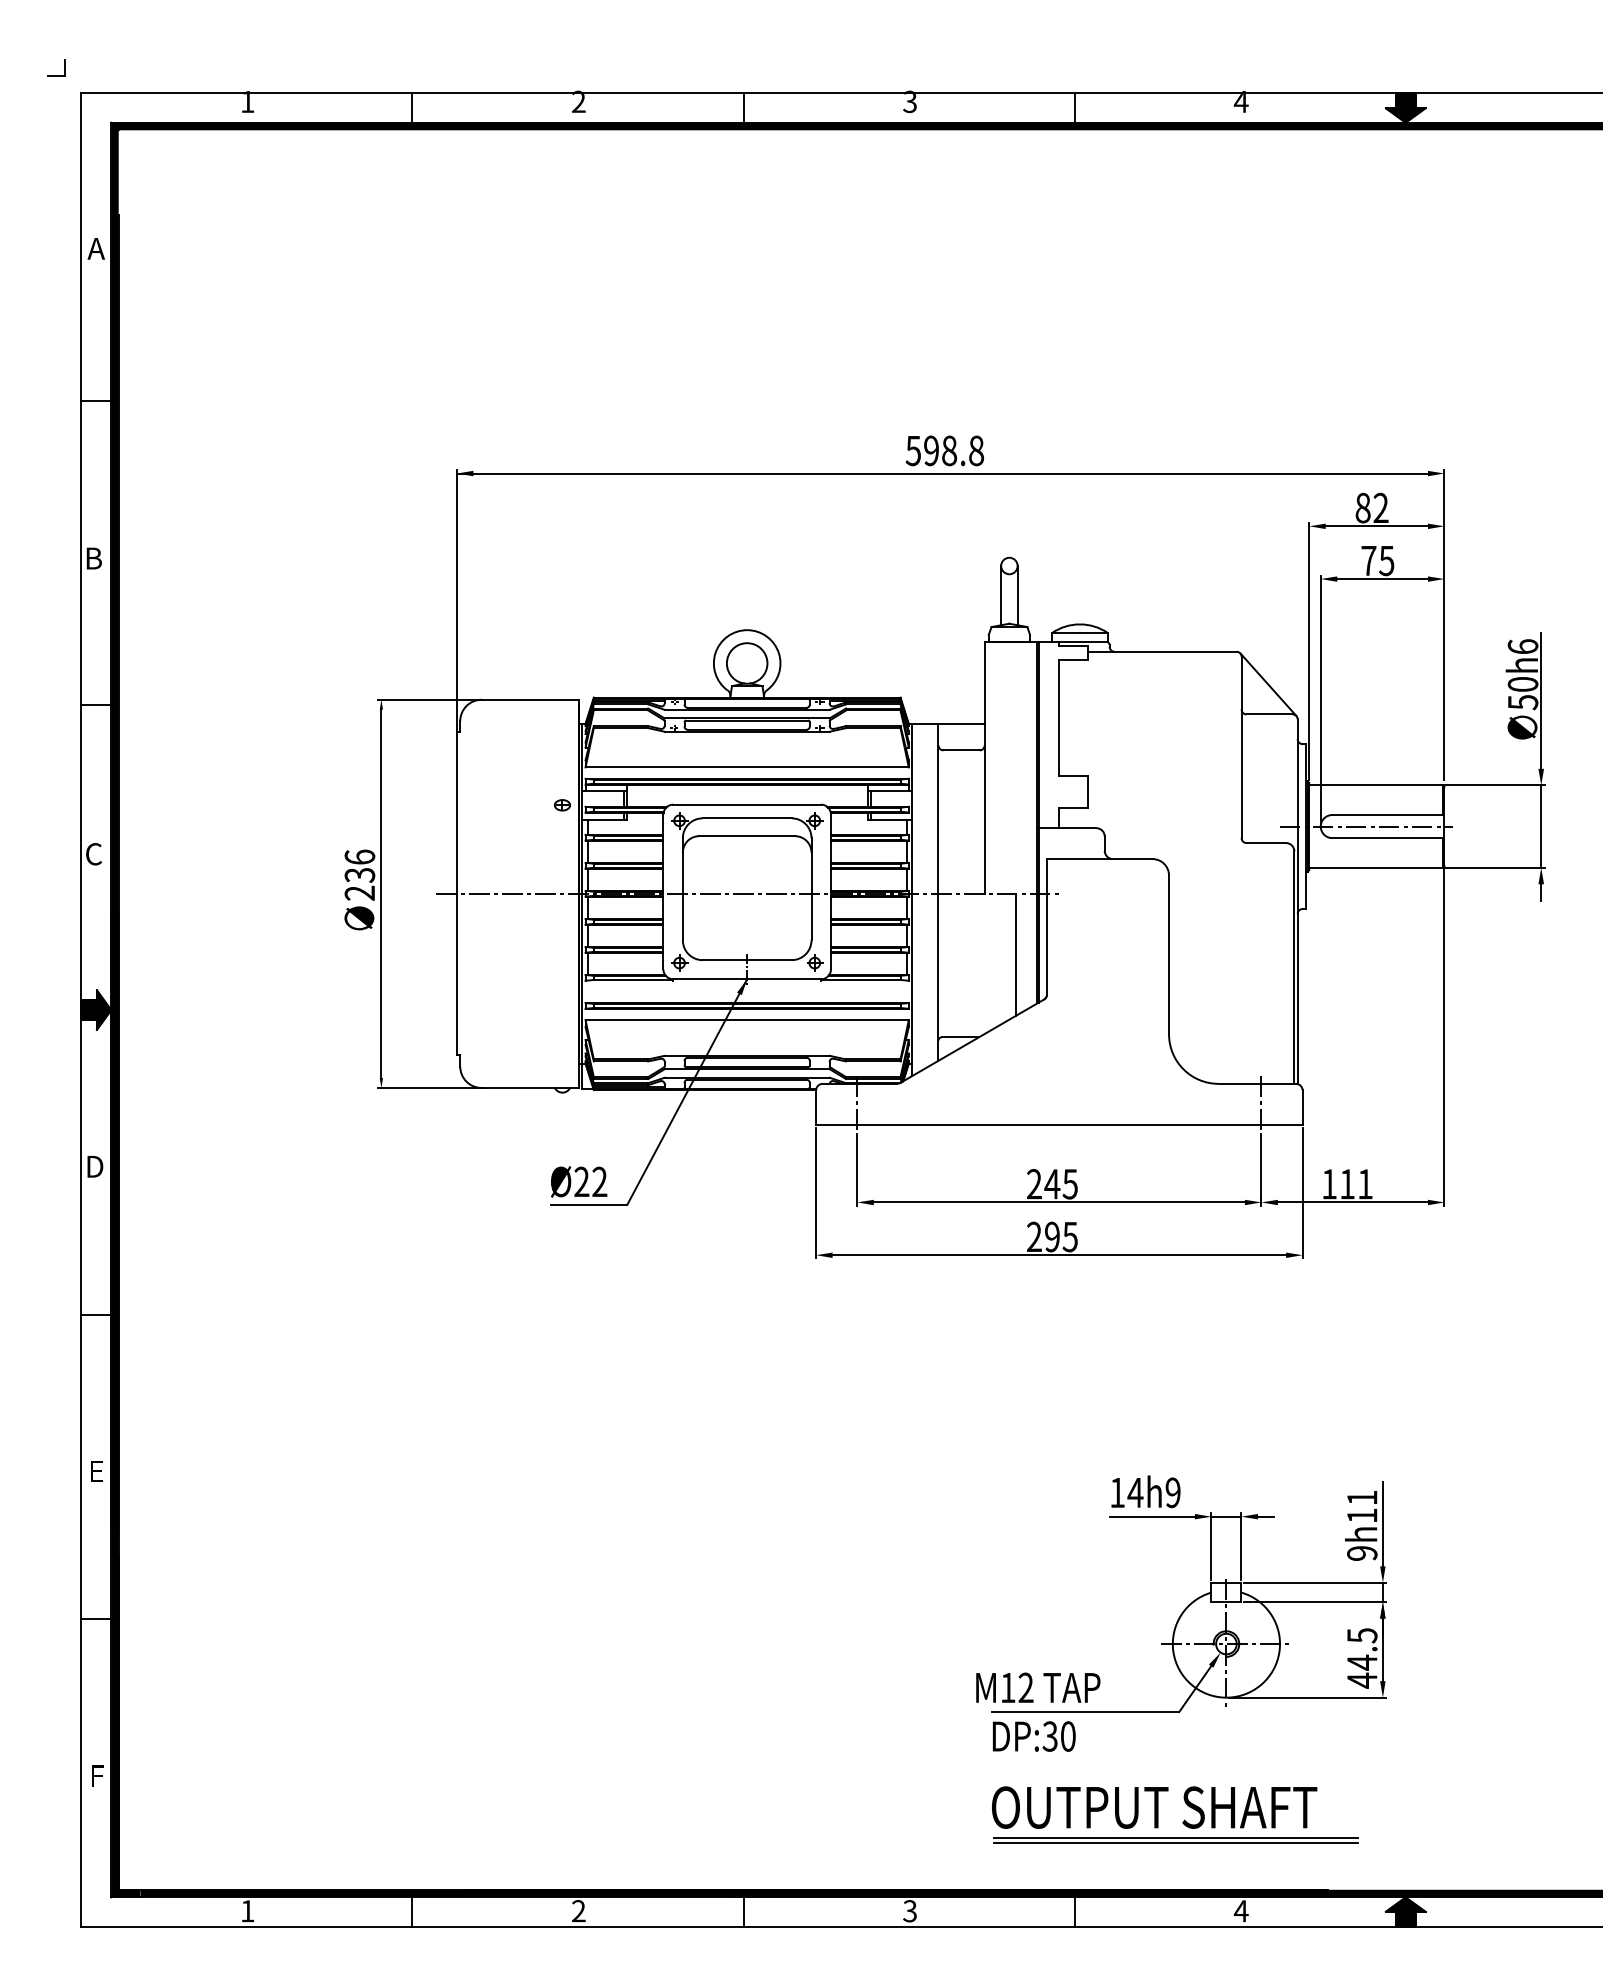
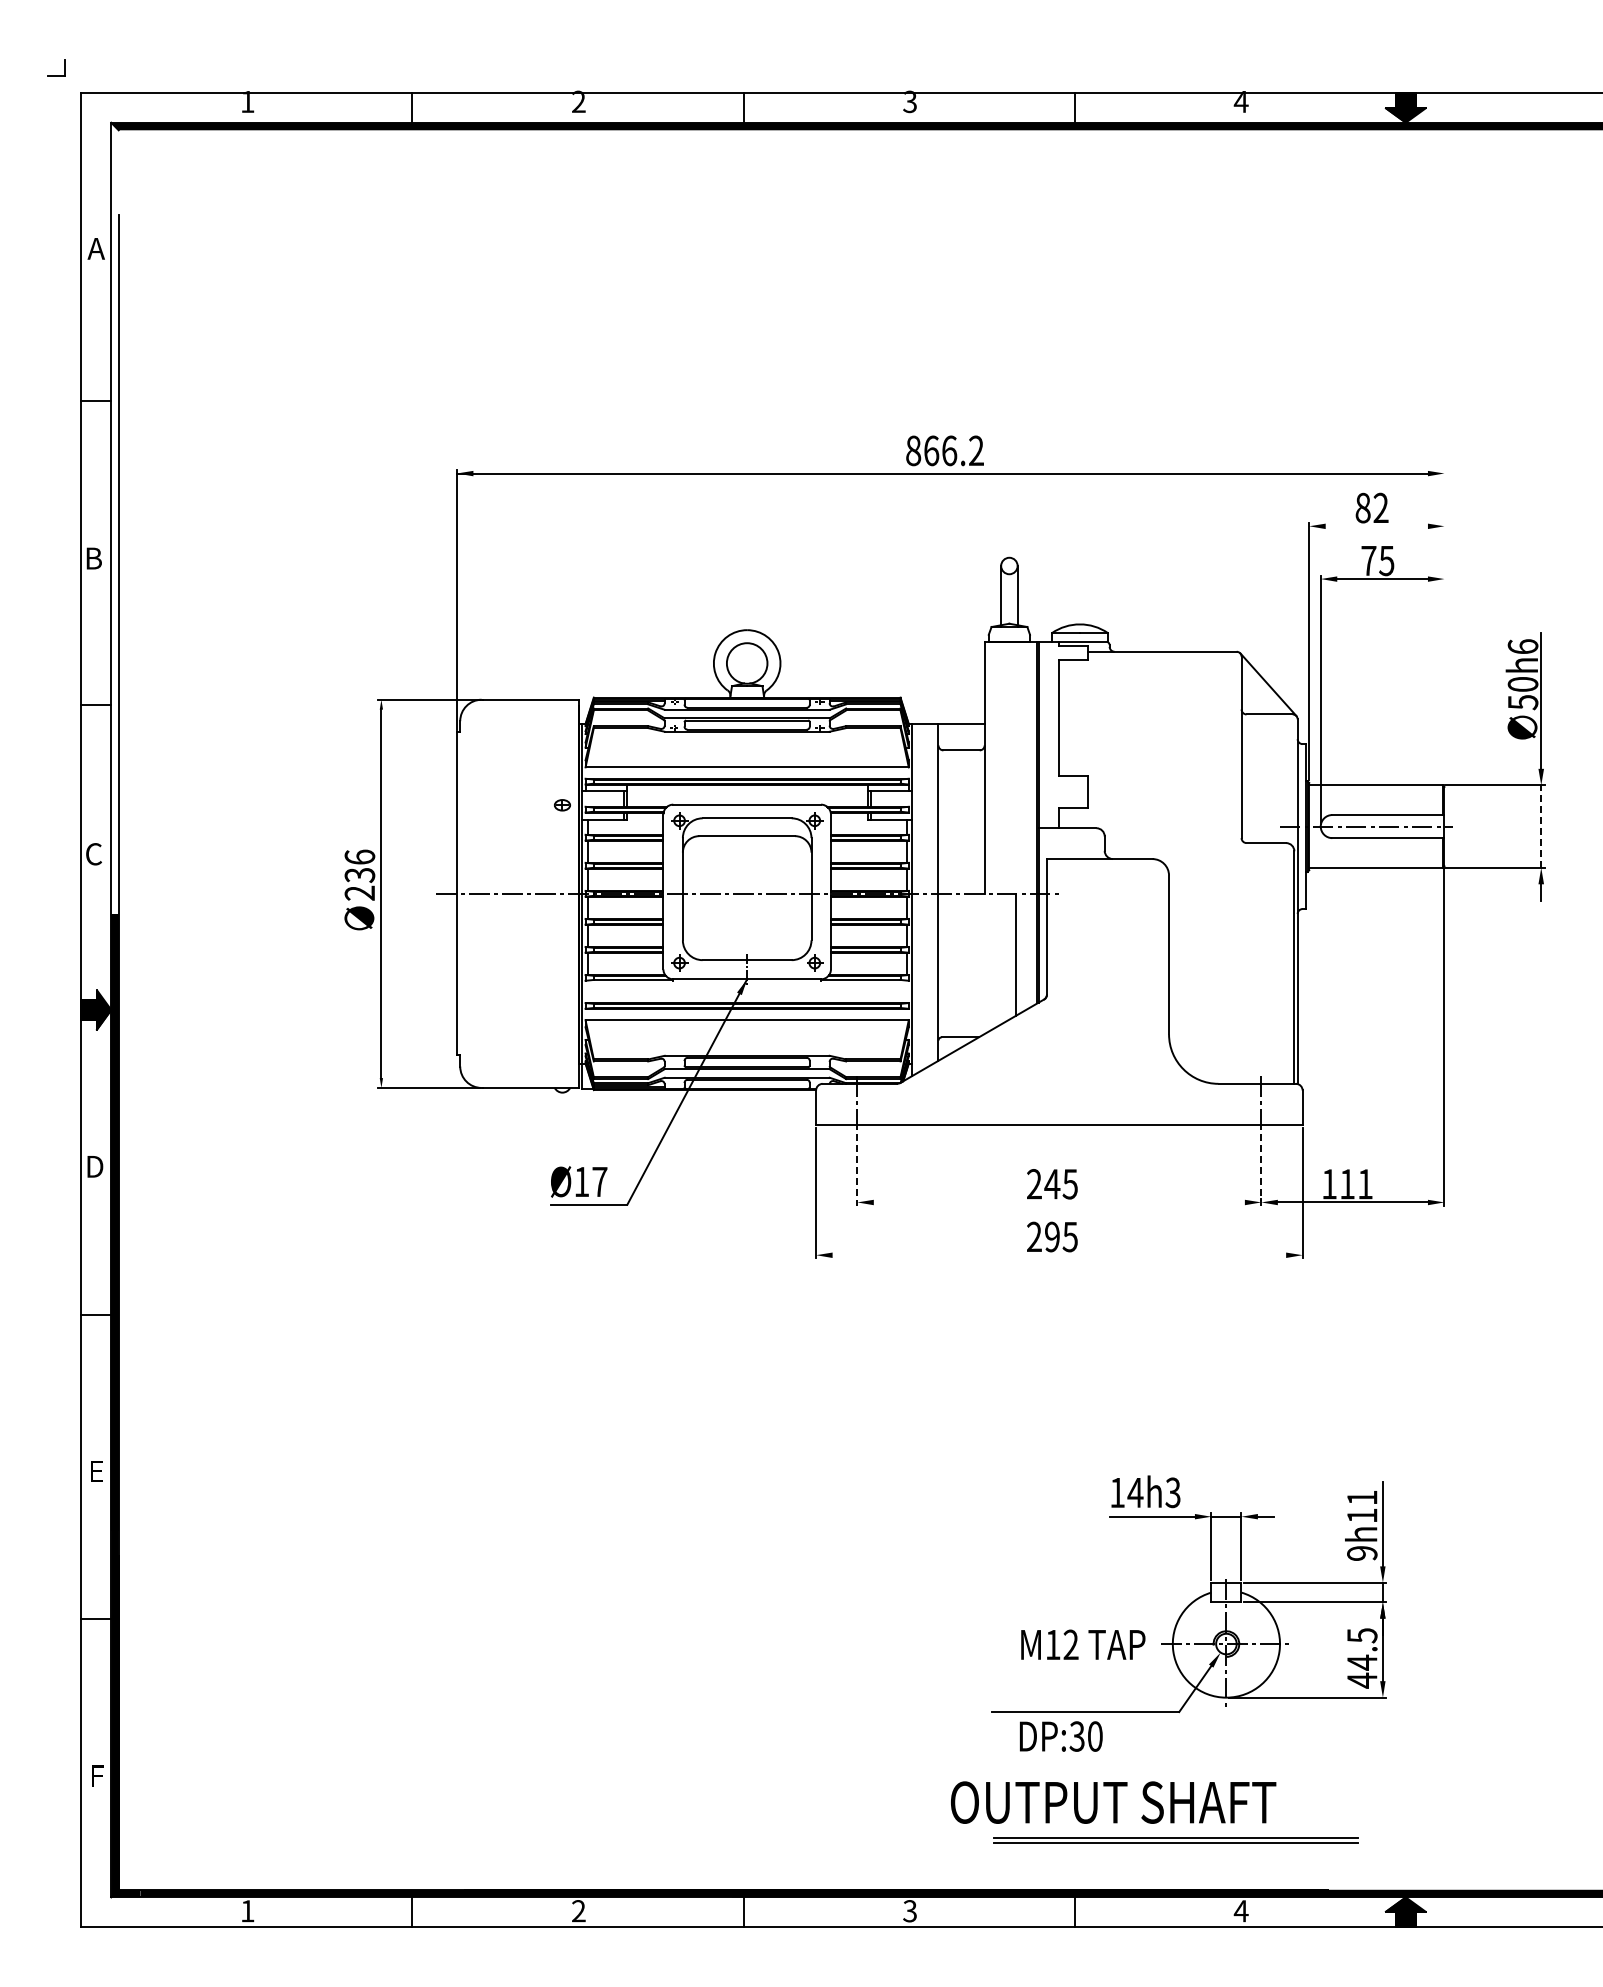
text: 598.8 -> 866.2 (944, 450)
fill: present -> none (114, 518)
line: present -> none (1376, 526)
line: present -> none (1444, 625)
line: solid -> dashed (1541, 826)
line: solid -> dashed (857, 1170)
line: solid -> dashed (1261, 1170)
text: Ø22 -> Ø17 (590, 1181)
line: present -> none (1058, 1202)
line: present -> none (1059, 1255)
text: 14h9 -> 14h3 (1172, 1492)
text position: (1038, 1687) -> (1083, 1644) (1083, 1644)
text position: (1034, 1736) -> (1061, 1736) (1061, 1736)
text position: (1154, 1807) -> (1113, 1802) (1113, 1802)
